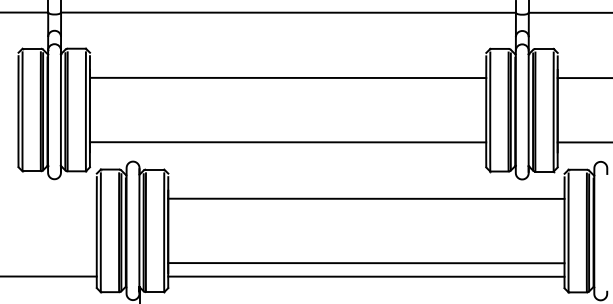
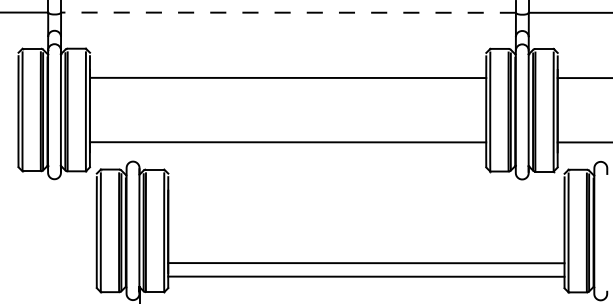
line: solid -> dashed (288, 12)
line: present -> none (366, 198)
line: present -> none (49, 276)
